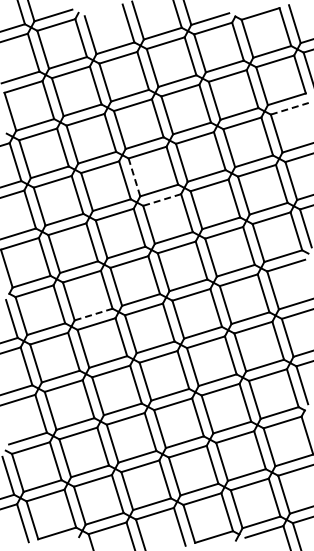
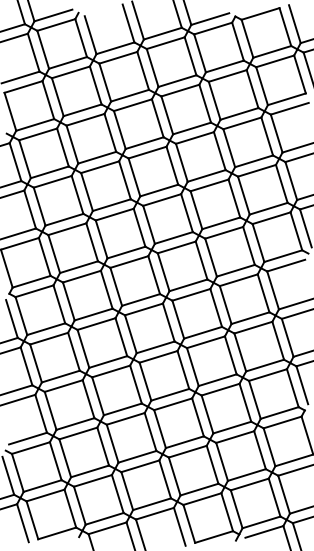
line: dashed -> solid (289, 108)
line: dashed -> solid (134, 177)
line: dashed -> solid (162, 200)
line: dashed -> solid (93, 314)
